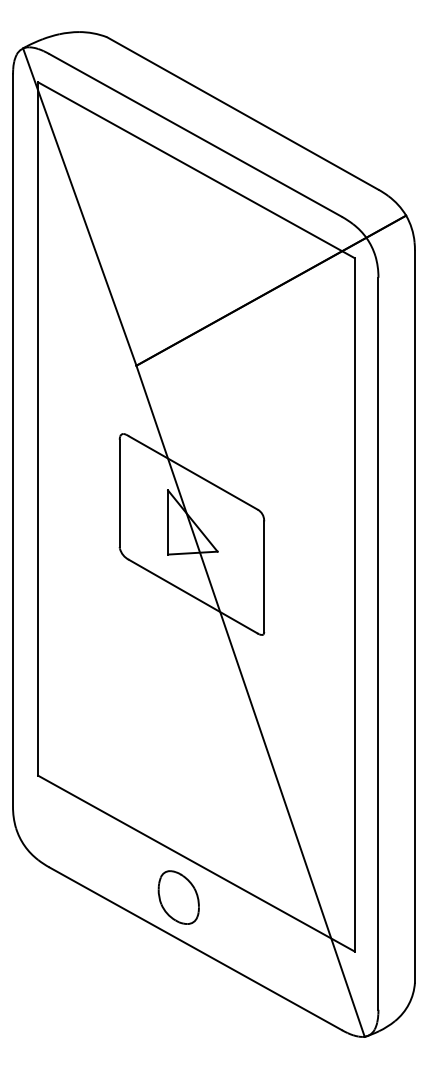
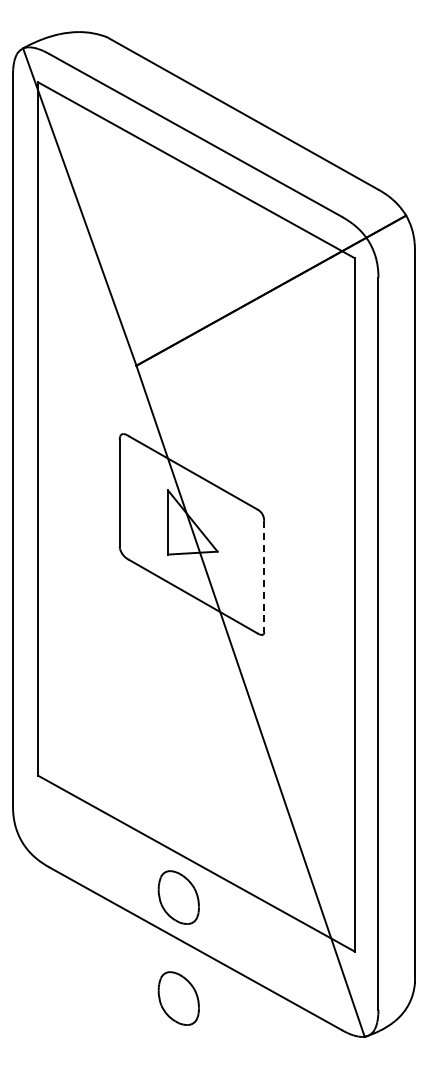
line: solid -> dashed (264, 577)
part: none -> present (178, 998)
